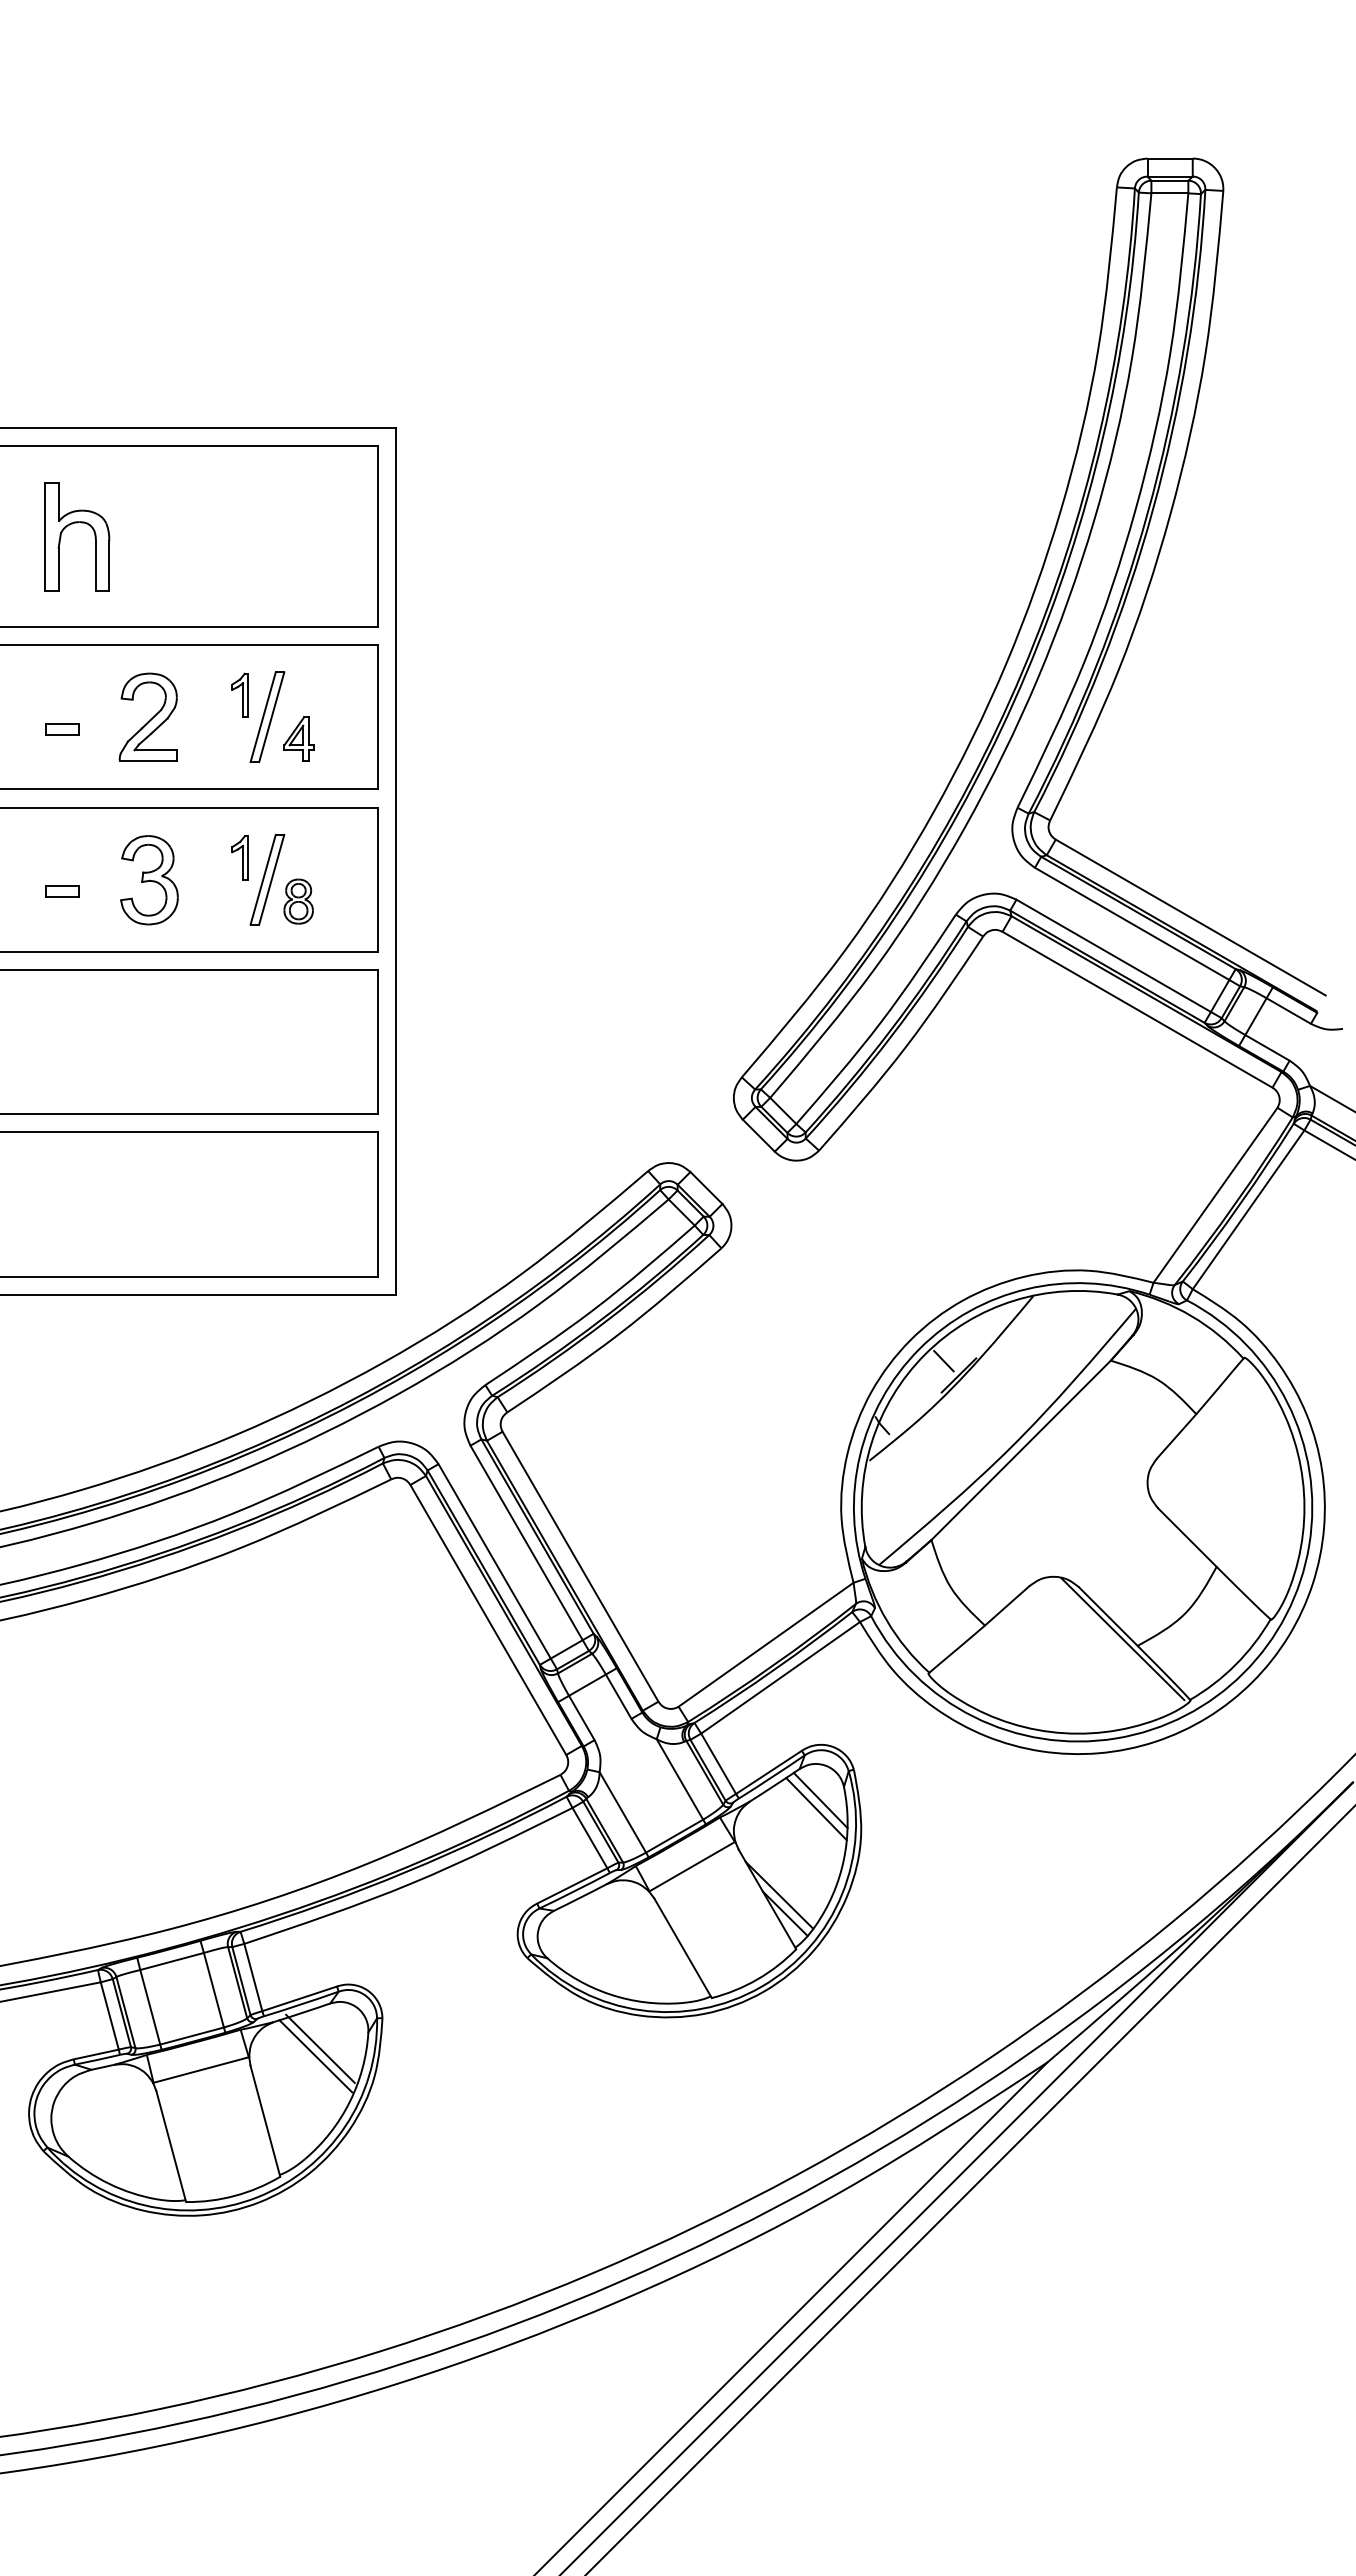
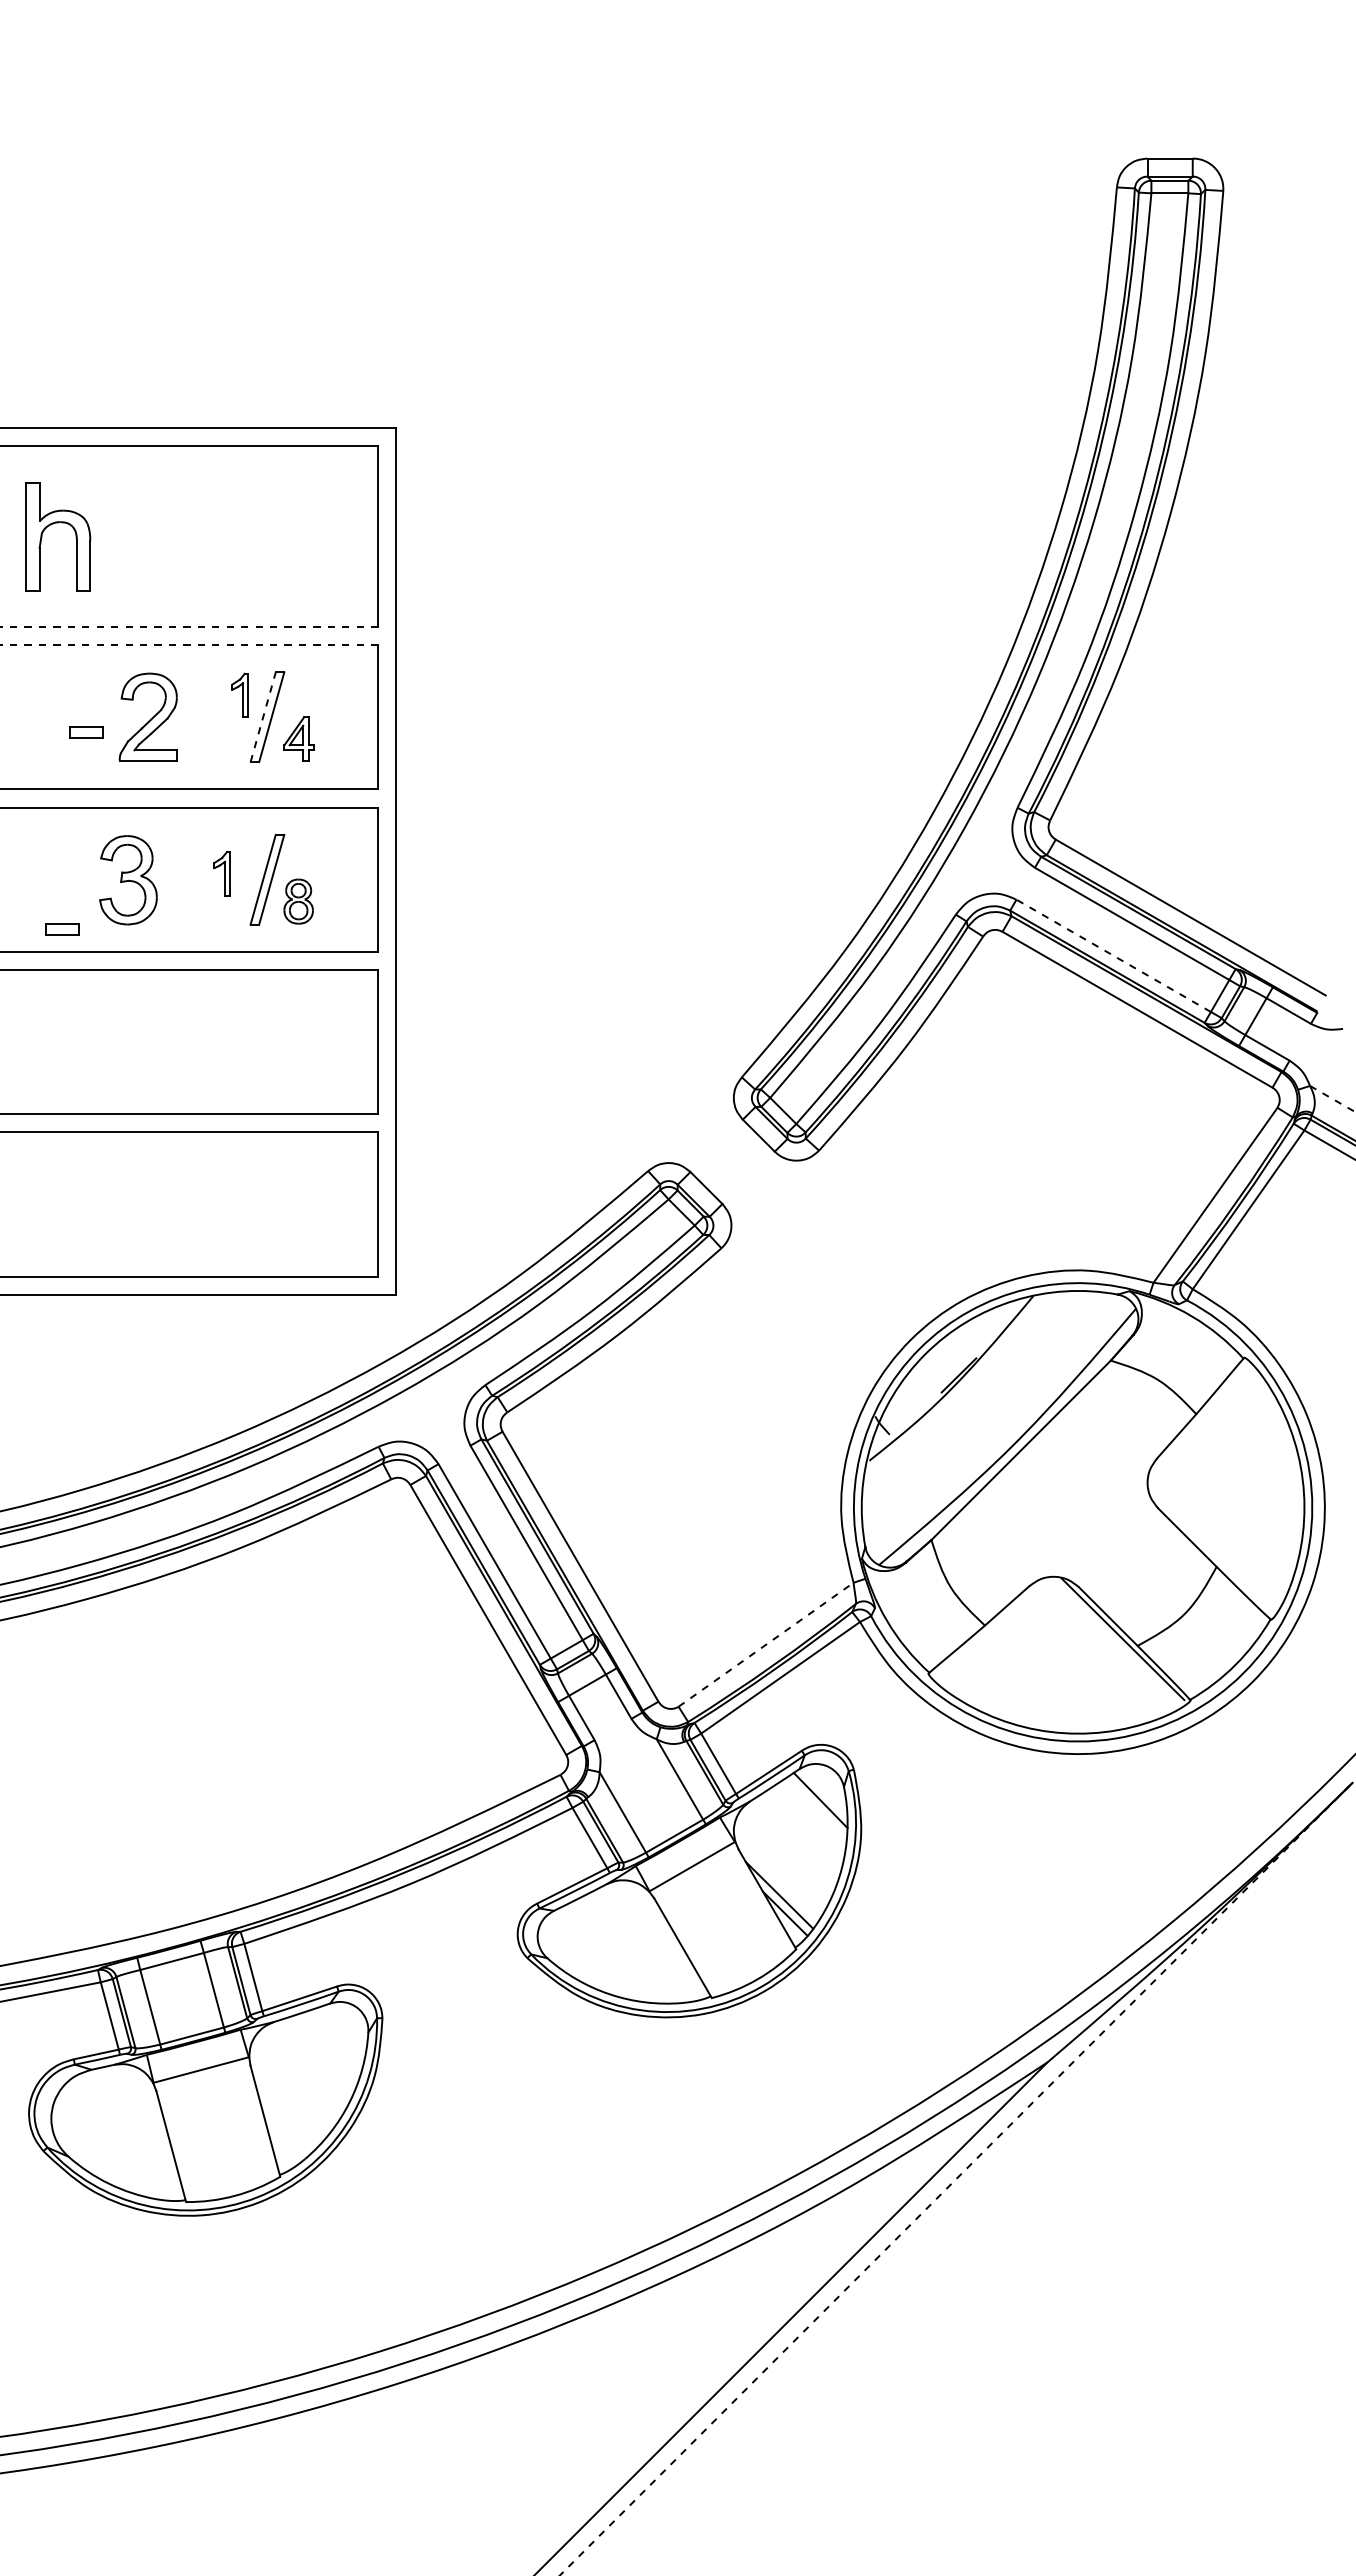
part position: (77, 523) -> (58, 523) (58, 523)
line: solid -> dashed (189, 626)
line: solid -> dashed (189, 645)
line: solid -> dashed (263, 717)
part position: (62, 729) -> (86, 732) (86, 732)
part position: (239, 857) -> (221, 873) (221, 873)
part position: (149, 880) -> (128, 880) (128, 880)
part position: (62, 891) -> (62, 929) (62, 929)
line: solid -> dashed (1113, 955)
line: solid -> dashed (1333, 1099)
line: present -> none (943, 1361)
line: solid -> dashed (766, 1644)
line: present -> none (816, 1809)
line: present -> none (320, 2048)
line: present -> none (315, 2056)
line: solid -> dashed (956, 2178)
line: present -> none (970, 2190)
